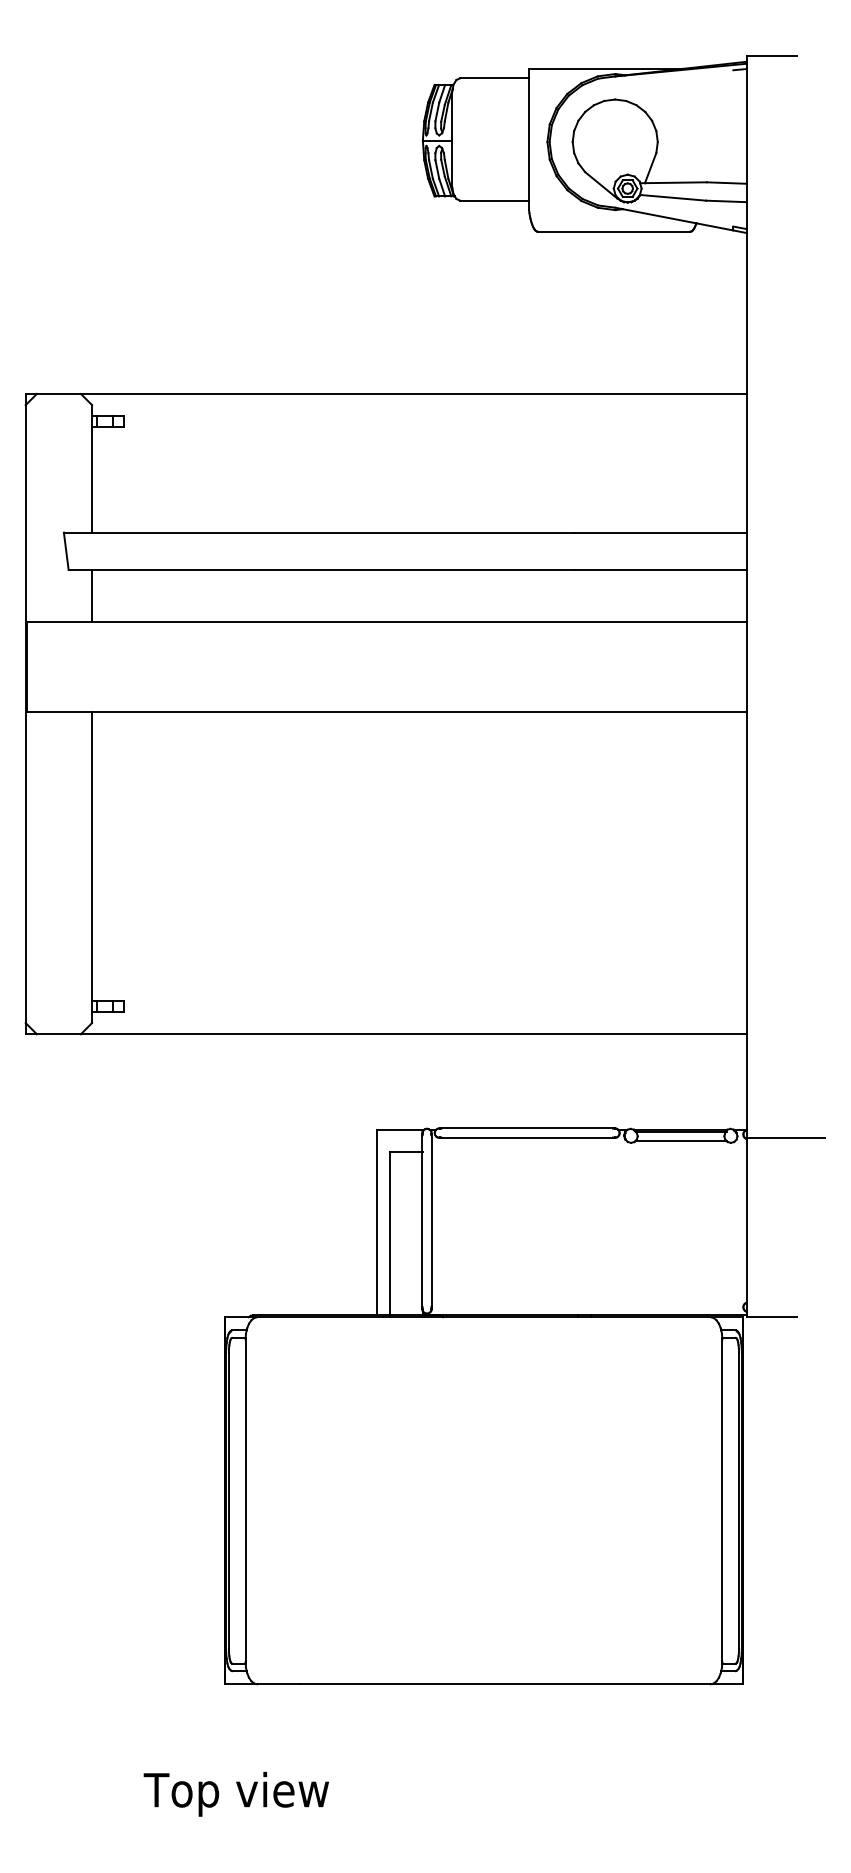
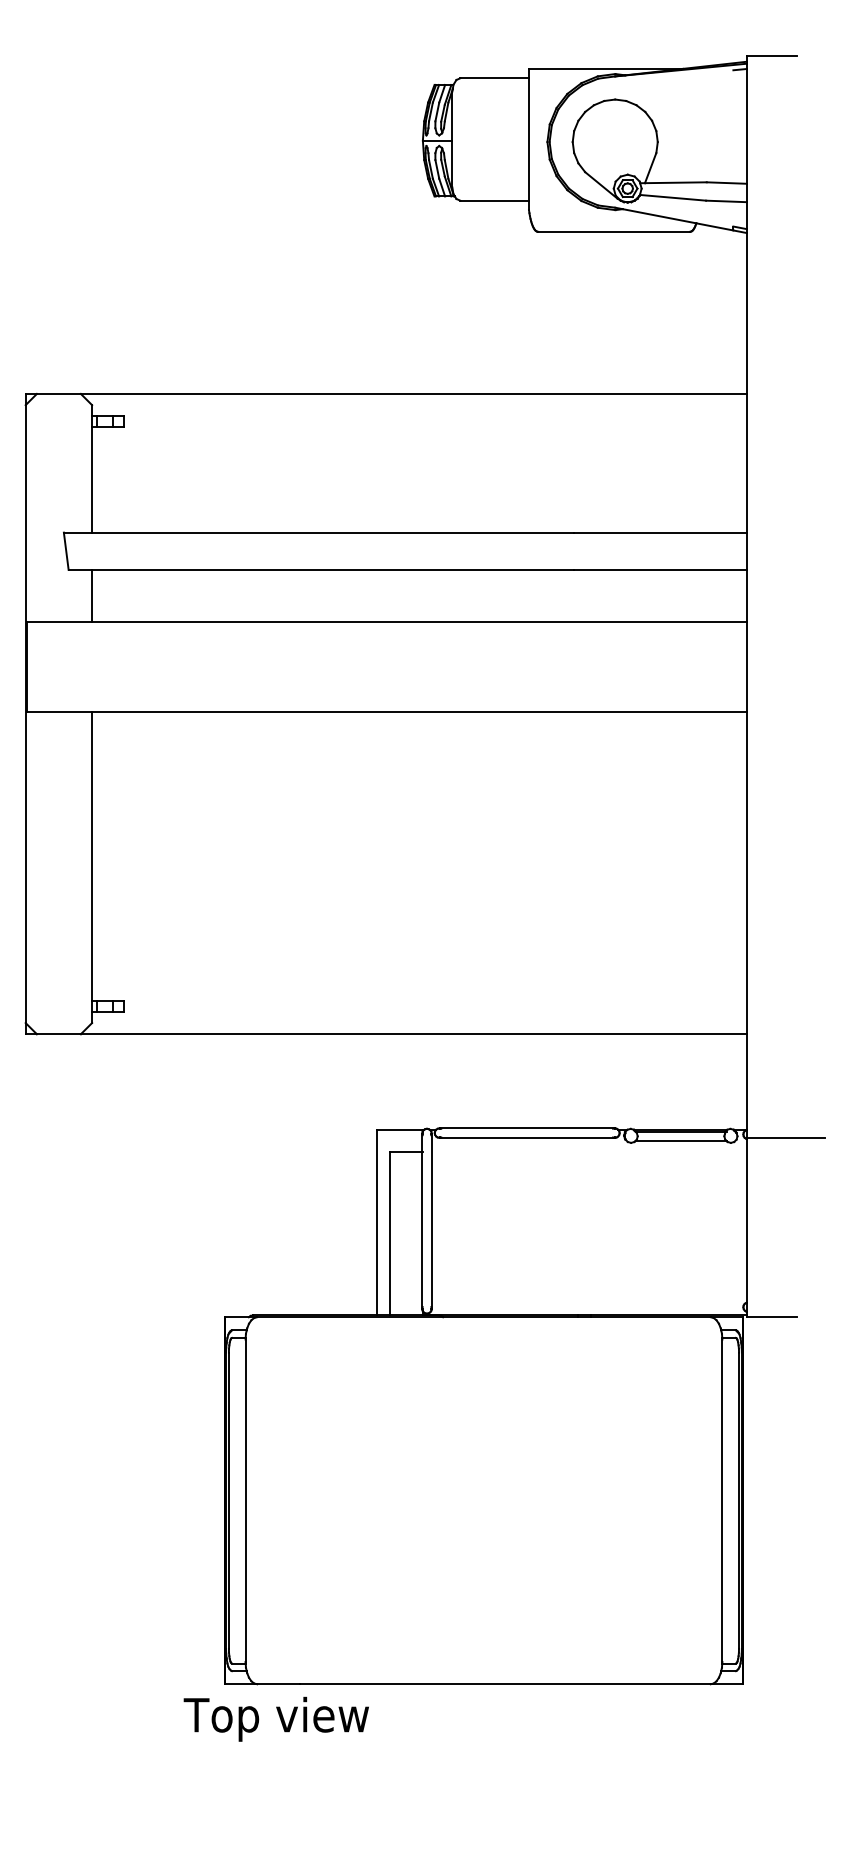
text position: (235, 1793) -> (275, 1718) (275, 1718)
